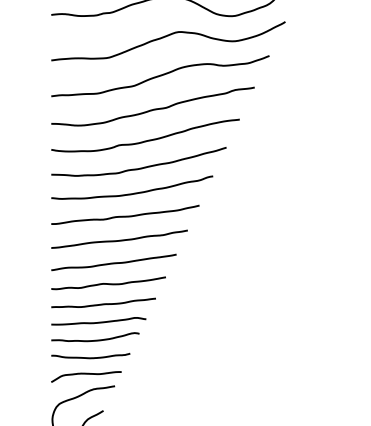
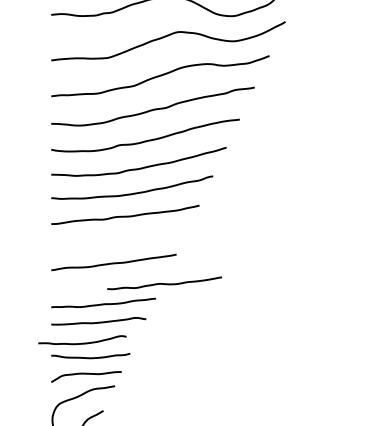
curve: present -> none (119, 239)
curve position: (108, 283) -> (164, 283) (164, 283)
curve position: (95, 339) -> (82, 342) (82, 342)
